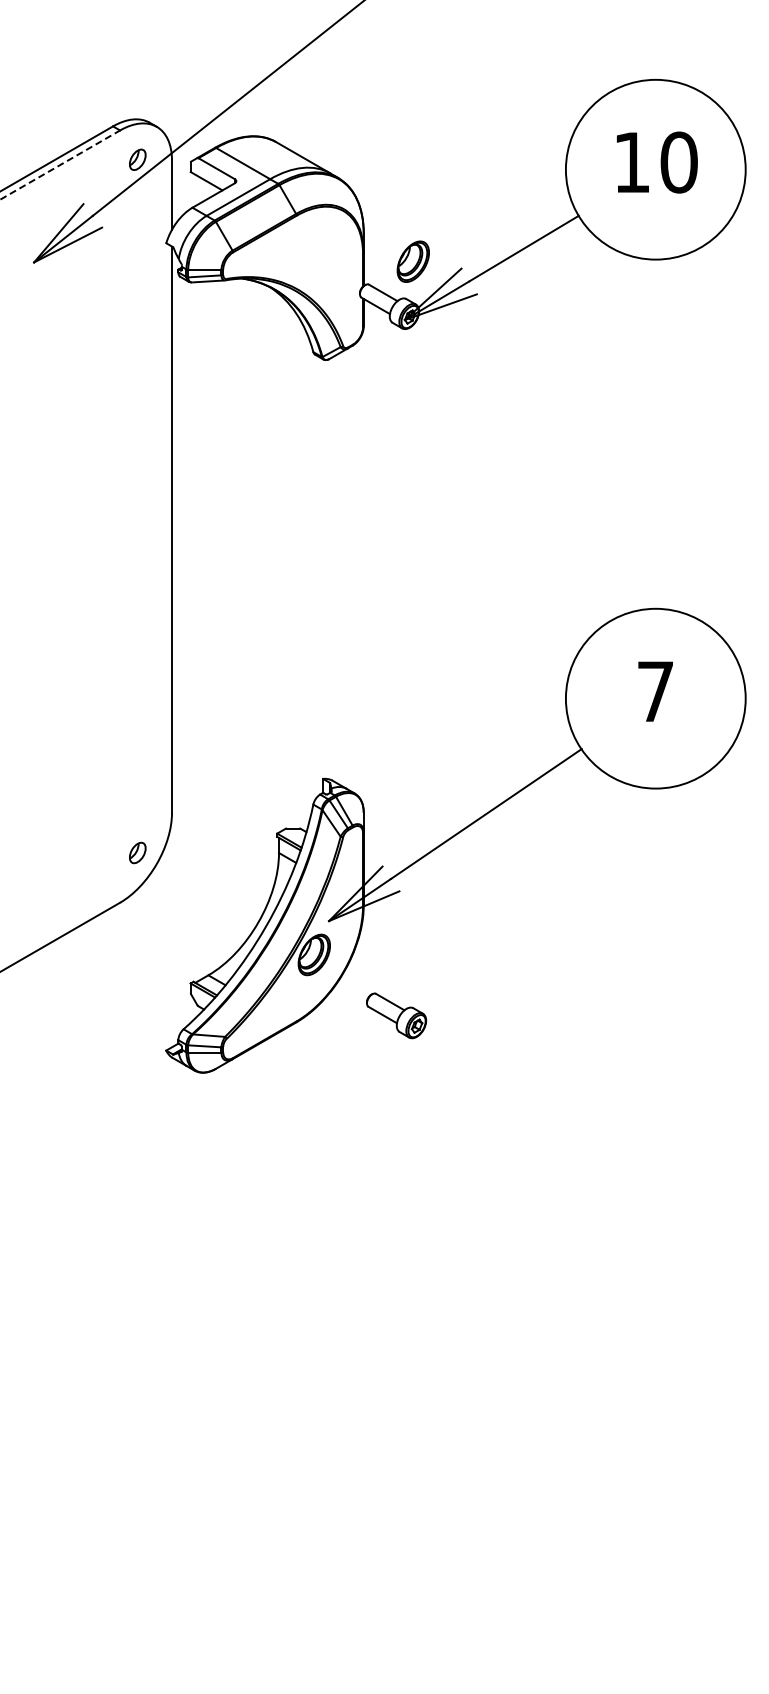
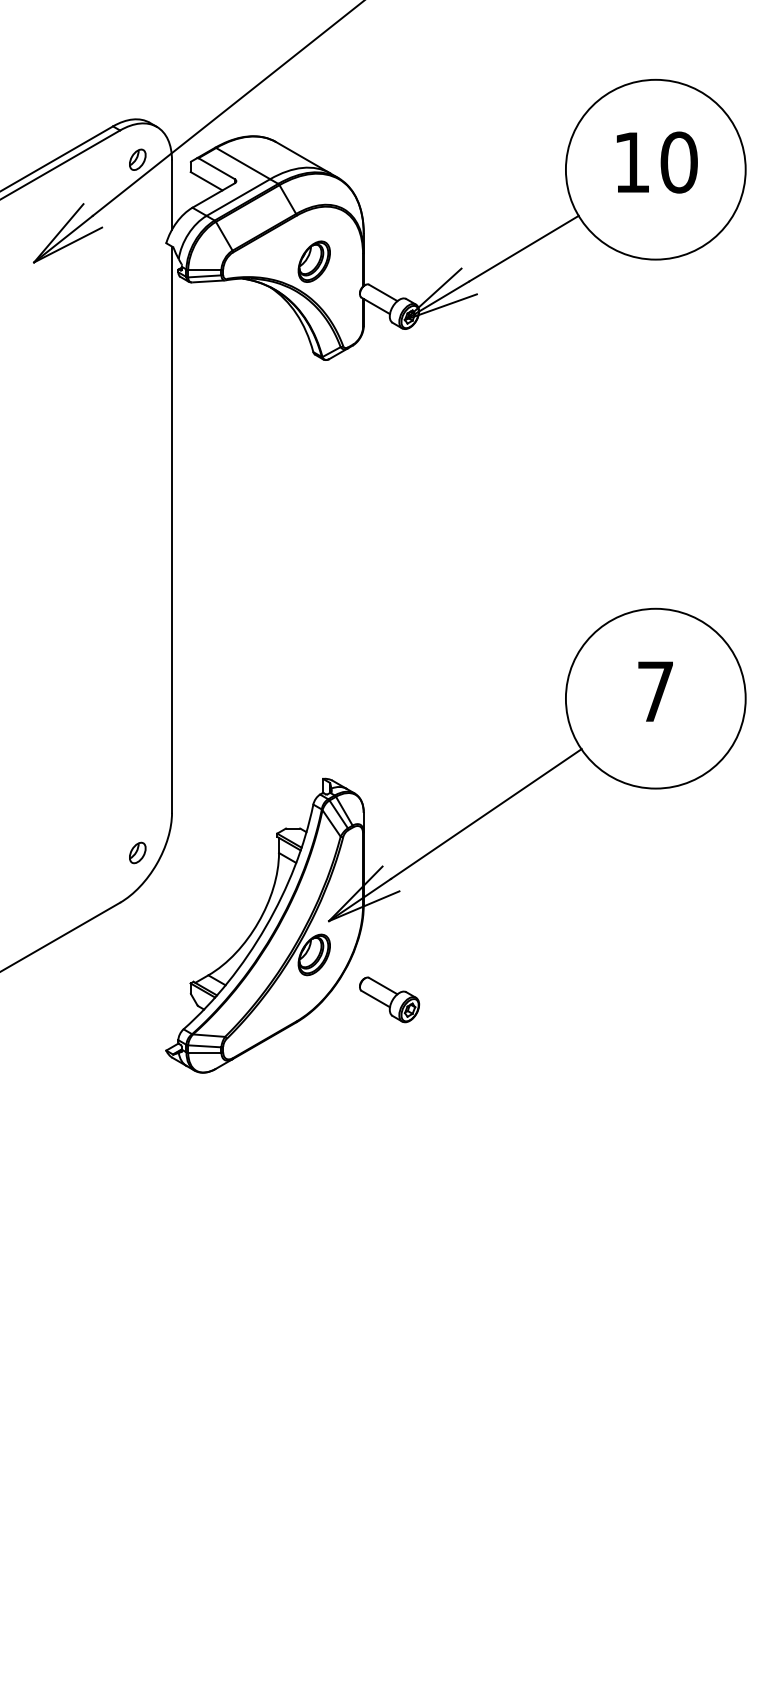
line: dashed -> solid (60, 164)
part position: (412, 261) -> (313, 261) (313, 261)
part position: (396, 1015) -> (389, 999) (389, 999)
